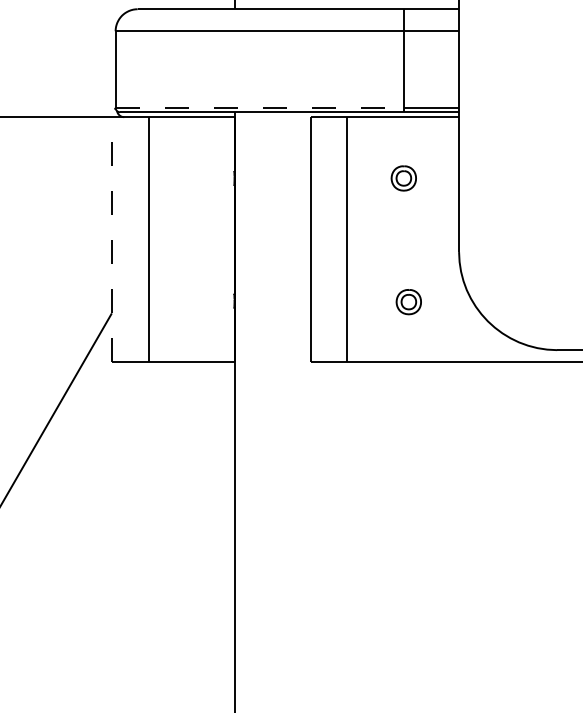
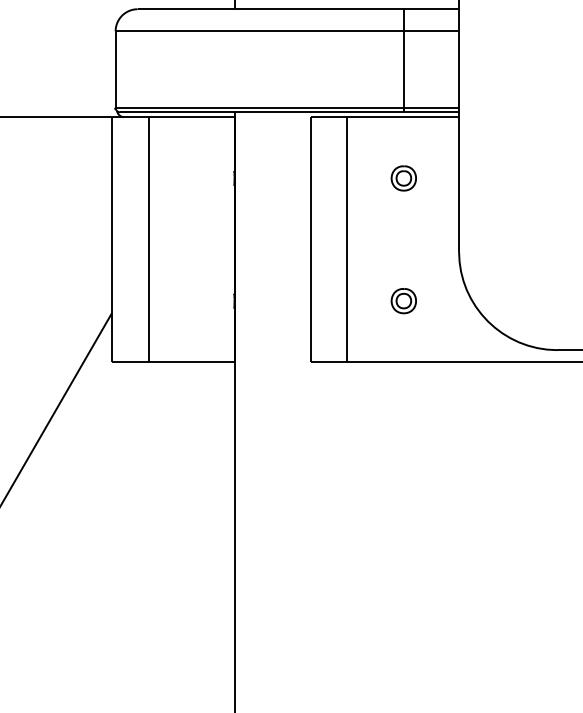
line: dashed -> solid (260, 107)
line: dashed -> solid (111, 239)
part position: (408, 302) -> (403, 301) (403, 301)
